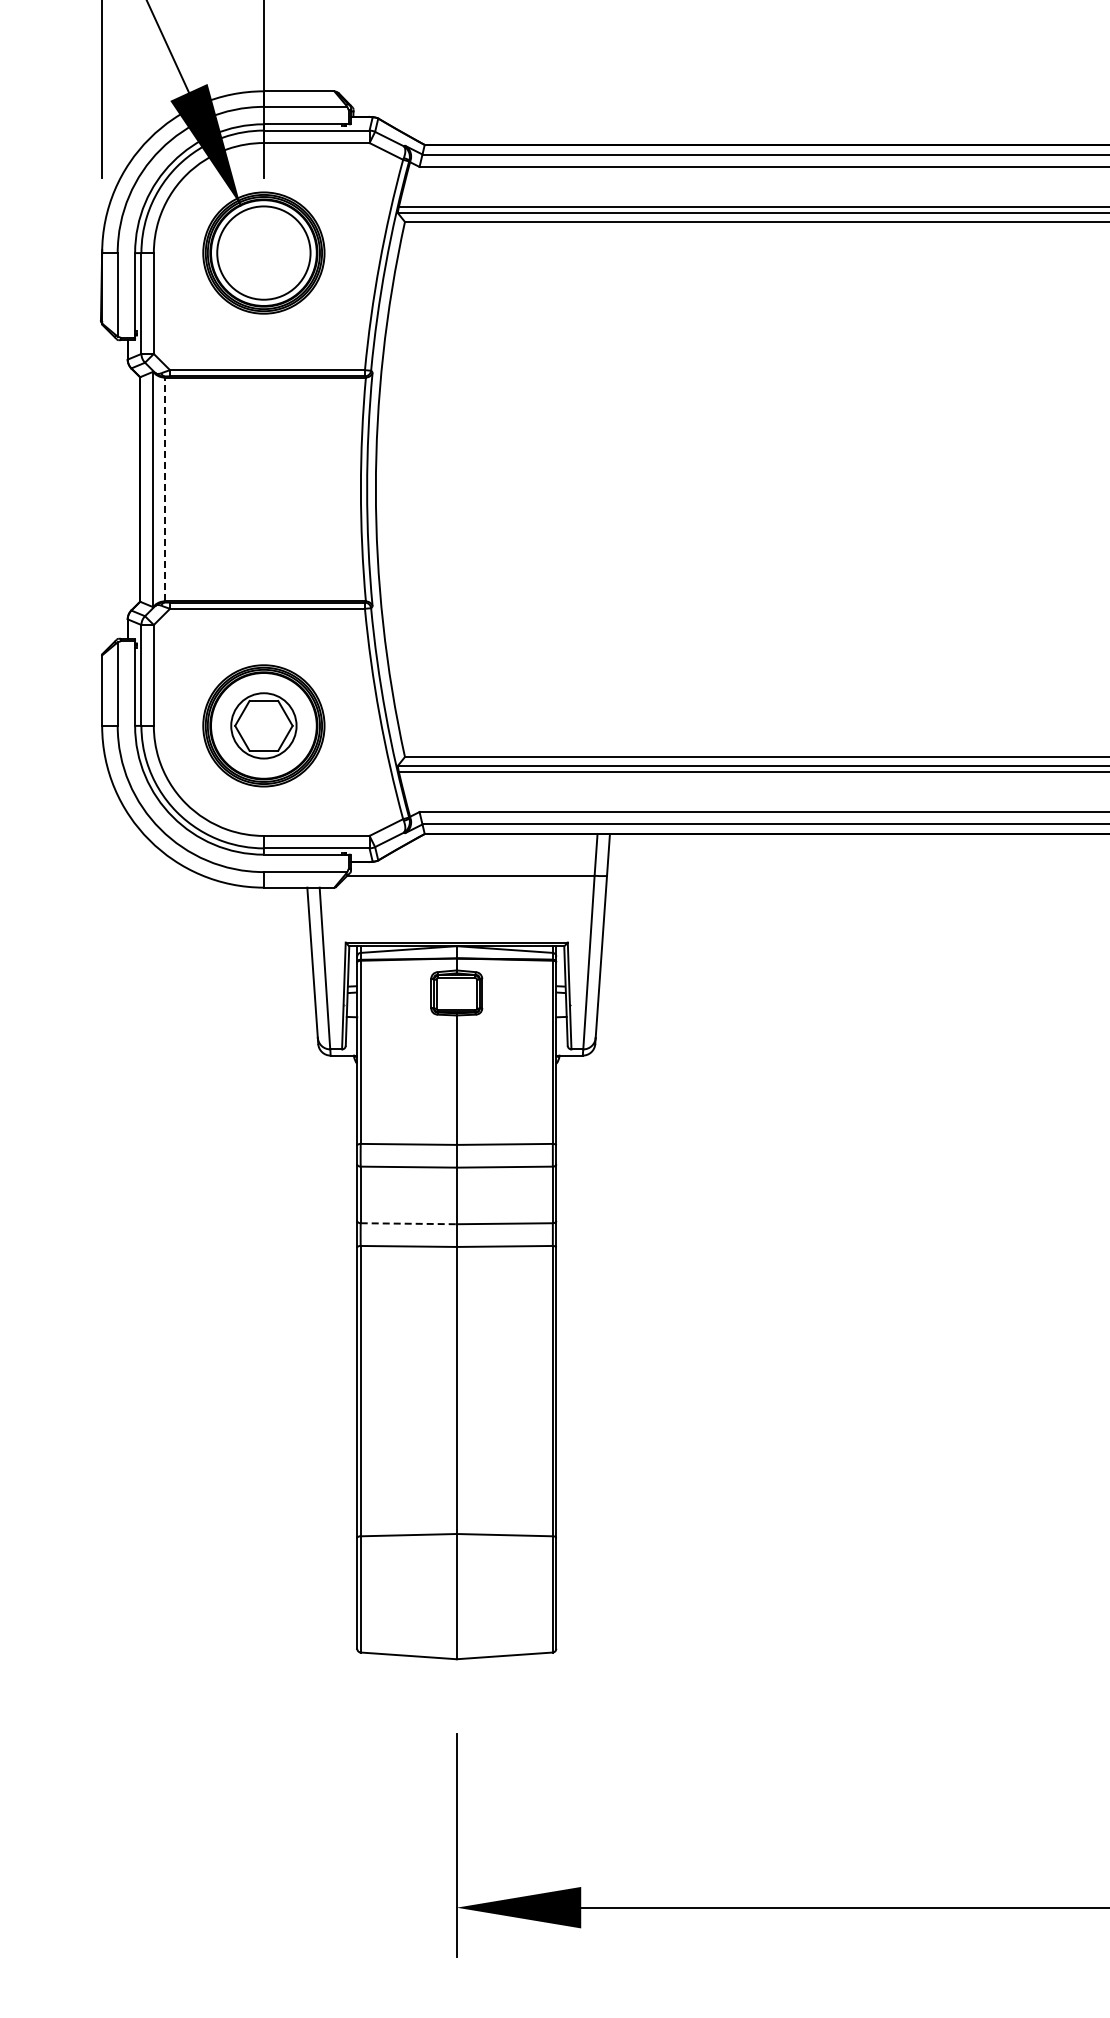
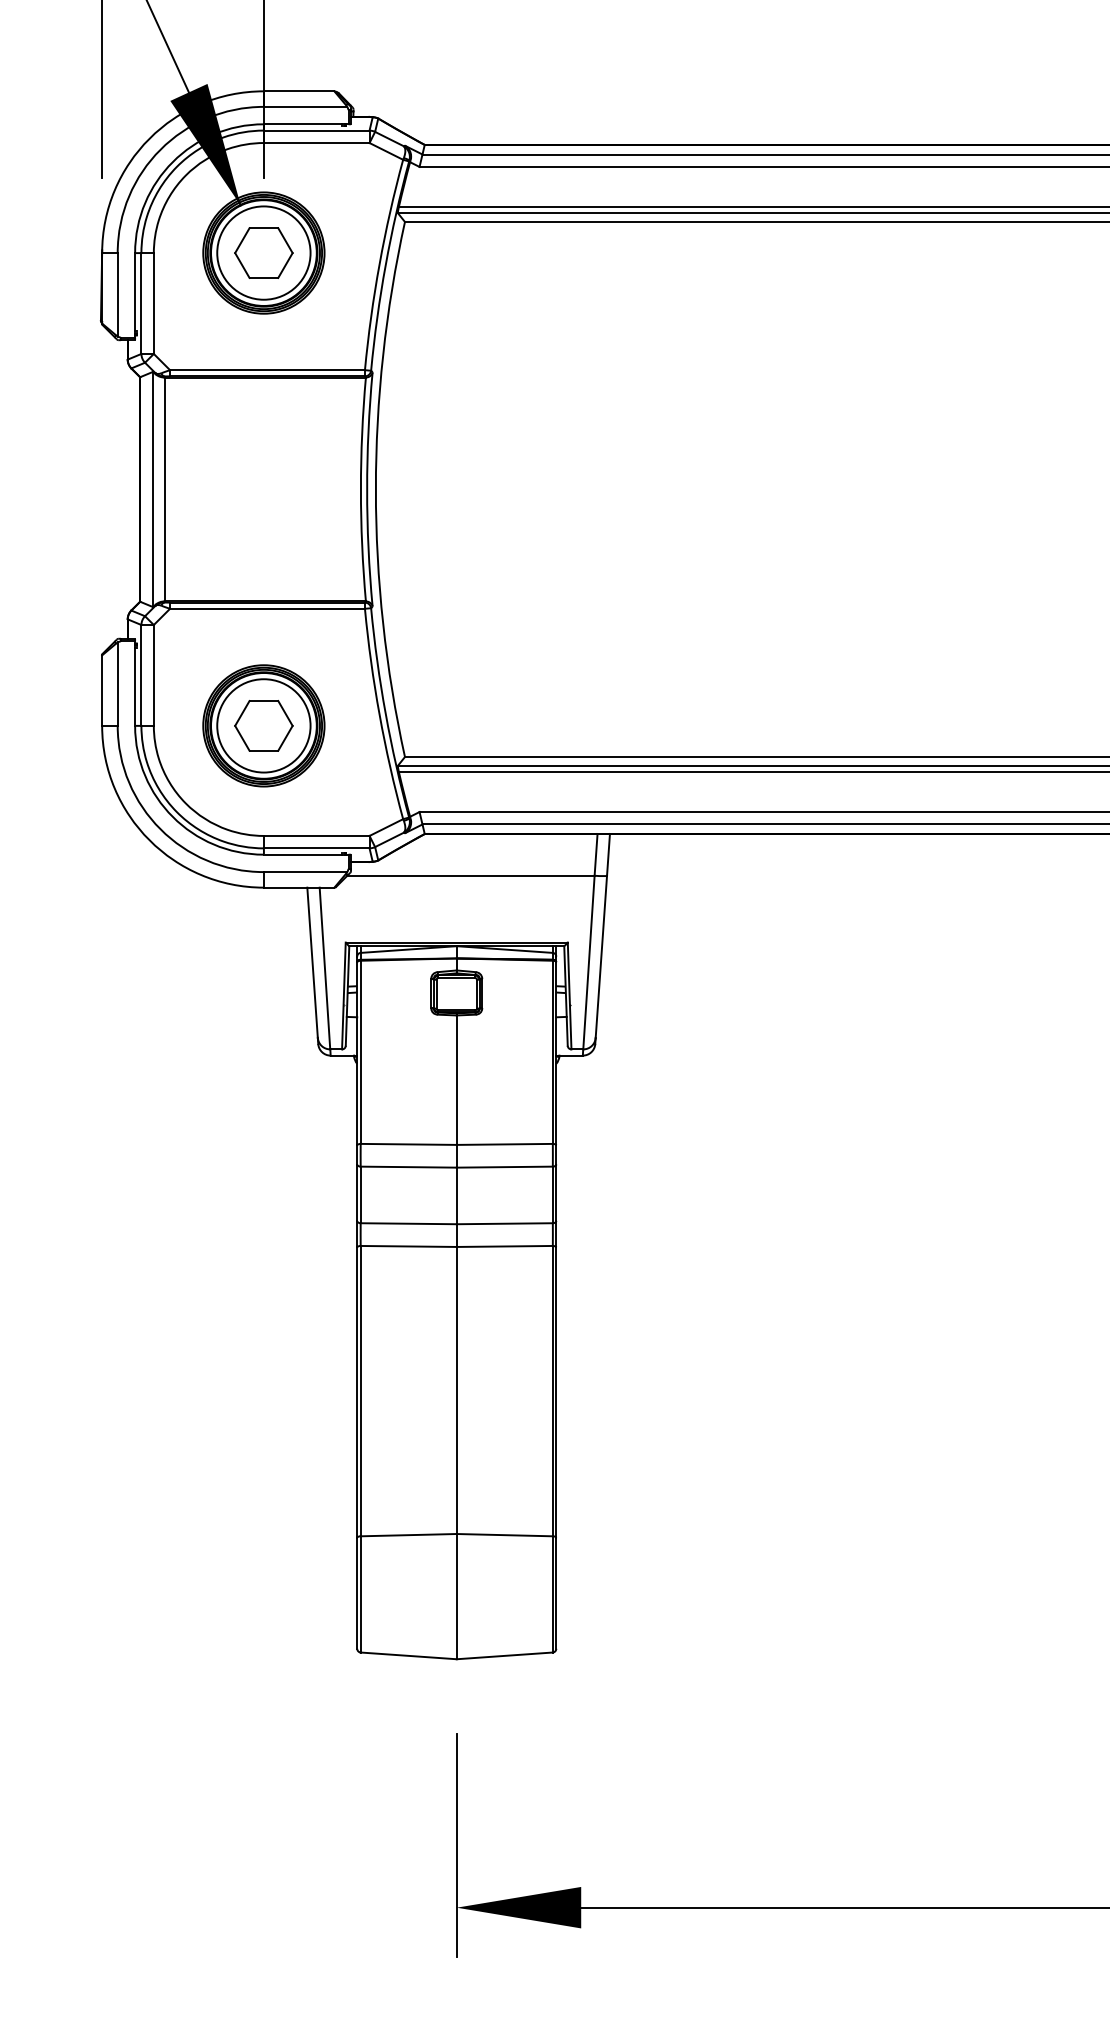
part: none -> present (263, 252)
line: dashed -> solid (165, 489)
circle diameter: 65 px -> 93 px (263, 725)
line: dashed -> solid (409, 1223)
